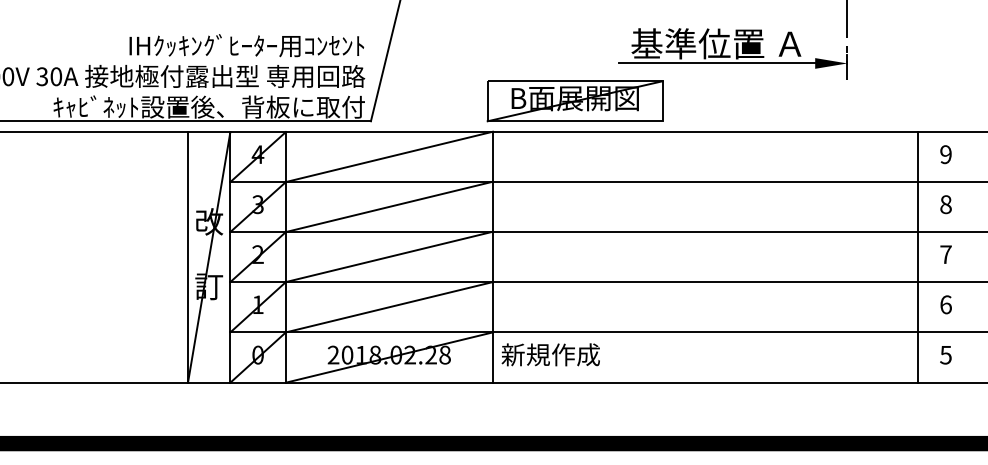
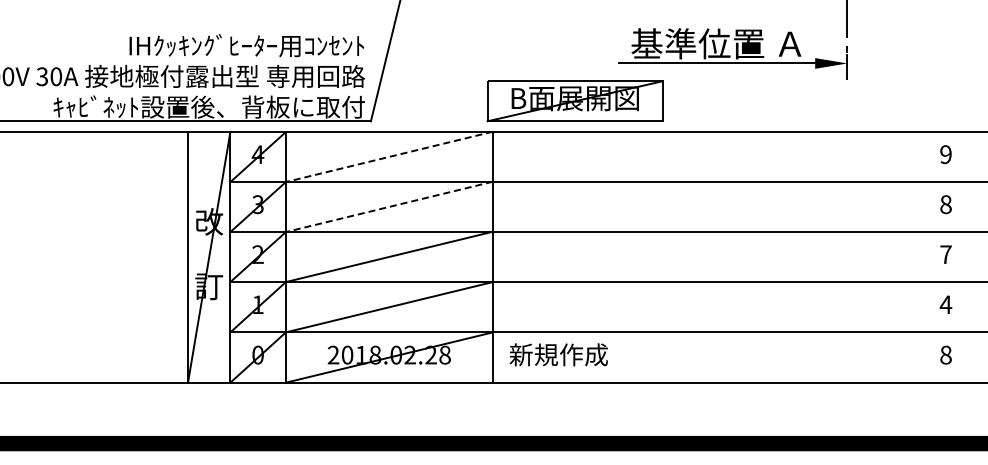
line: solid -> dashed (389, 156)
line: solid -> dashed (389, 206)
line: present -> none (918, 257)
text: 6 -> 4 (945, 304)
text position: (550, 354) -> (558, 354) (558, 354)
text: 5 -> 8 (945, 354)
